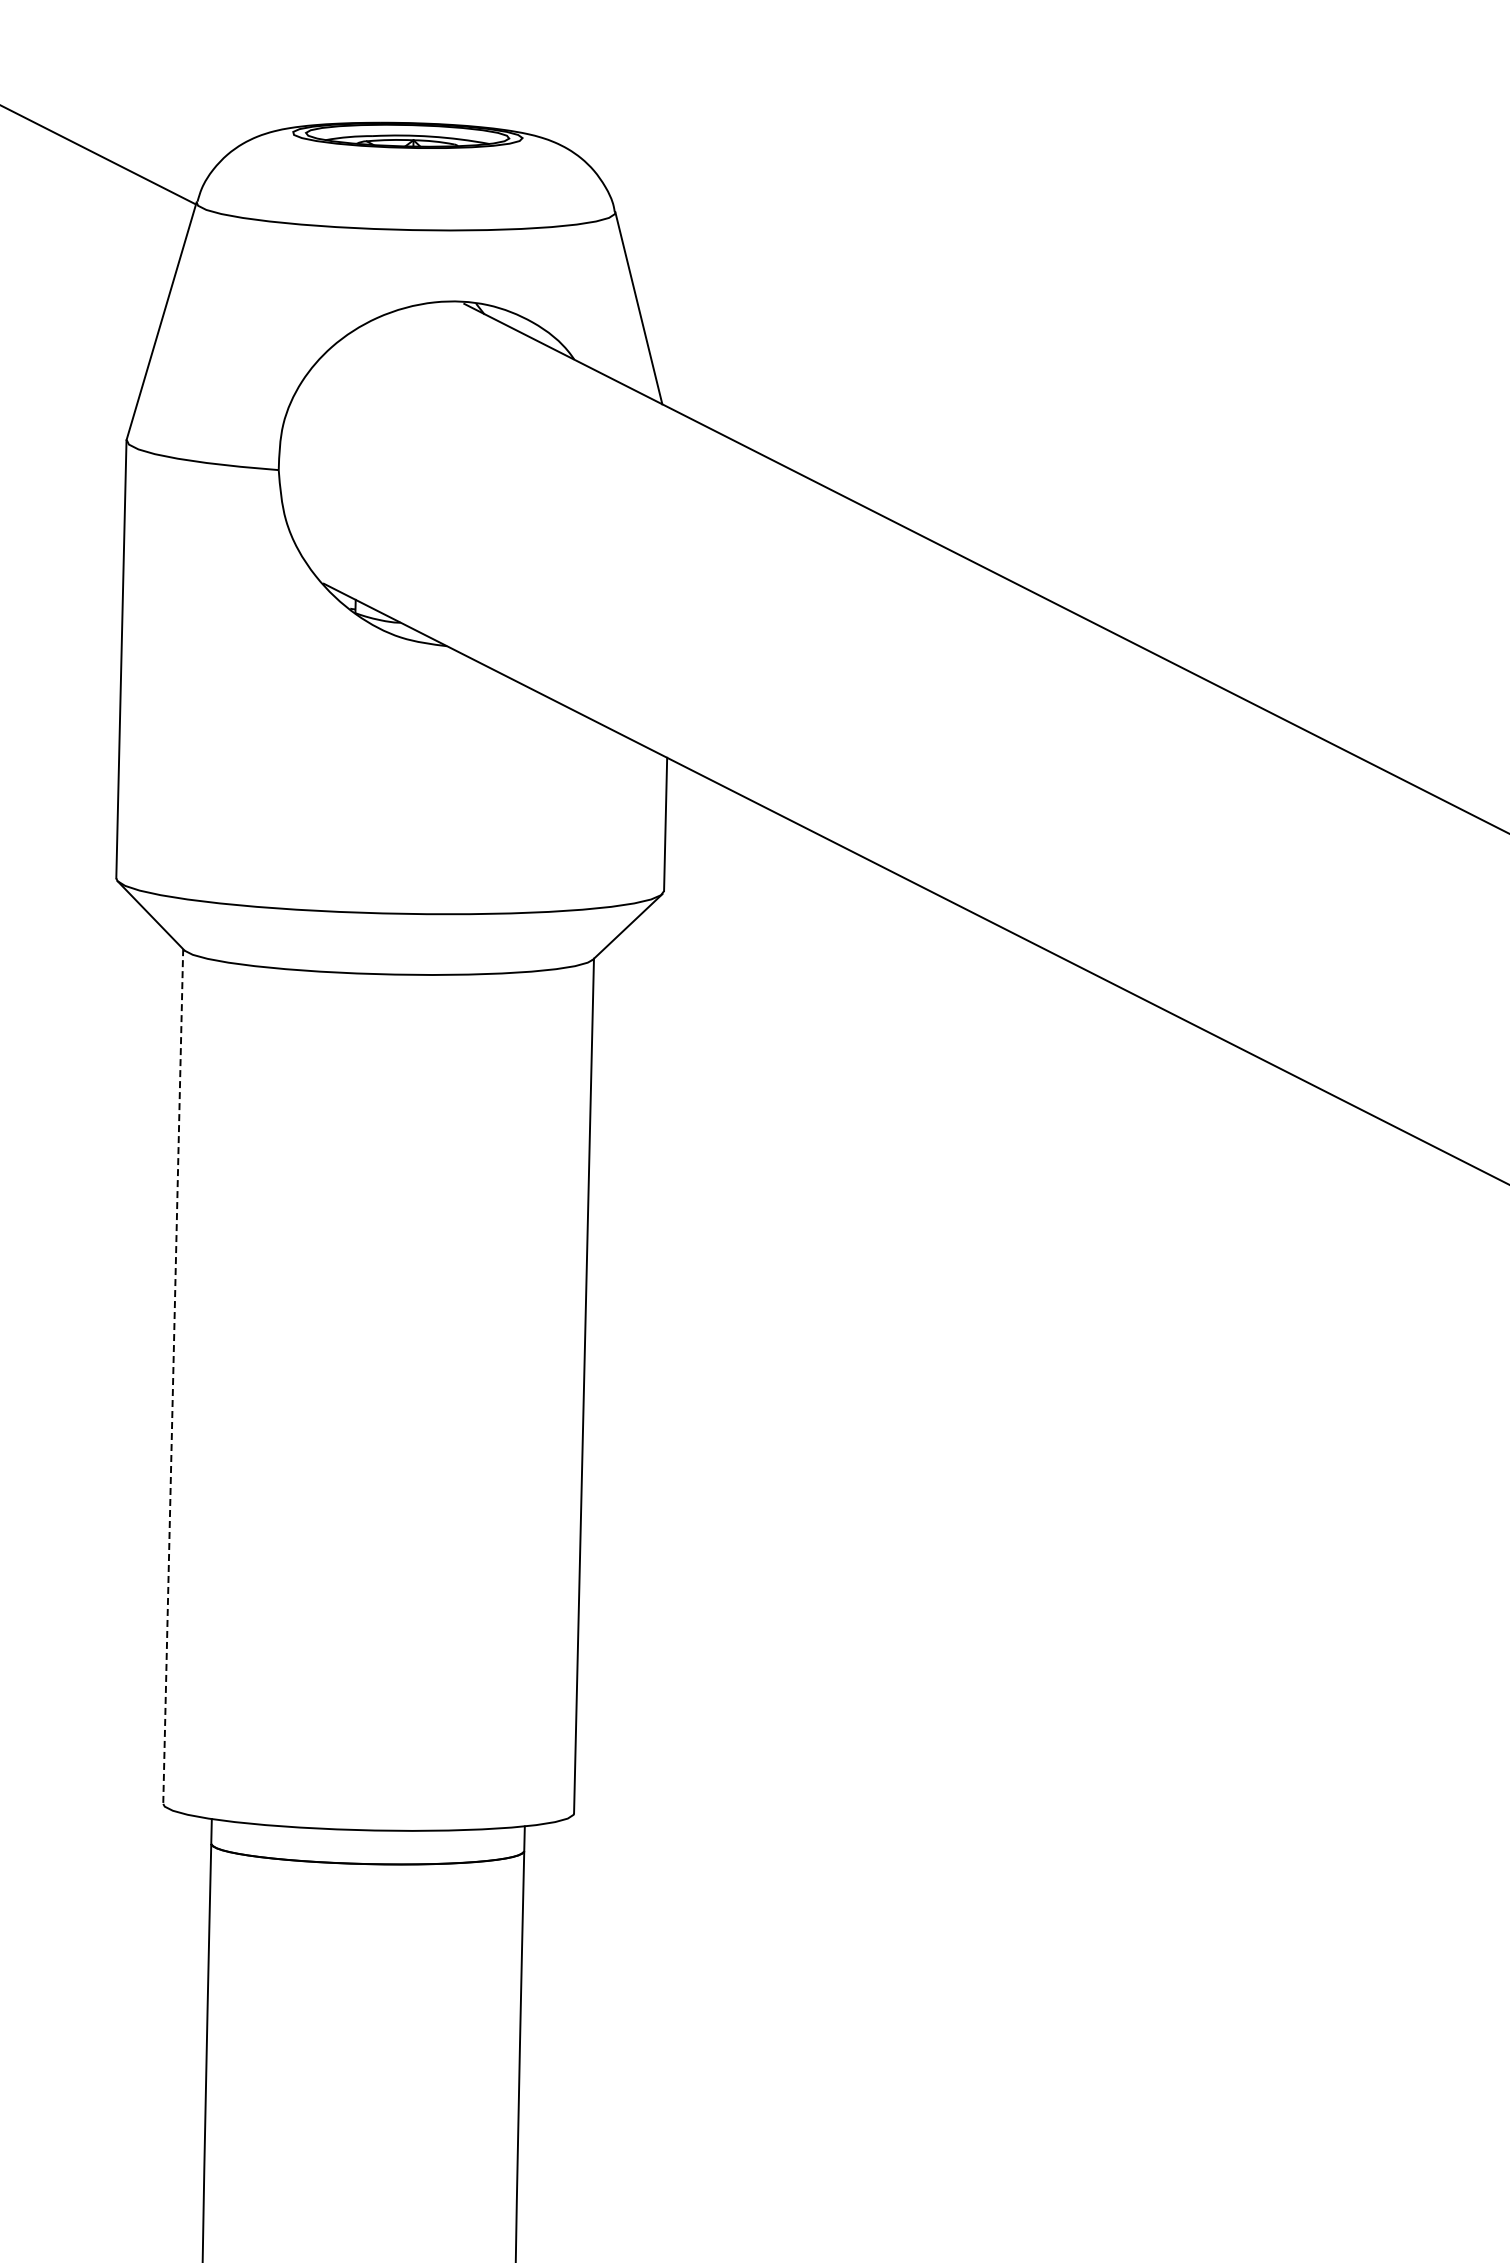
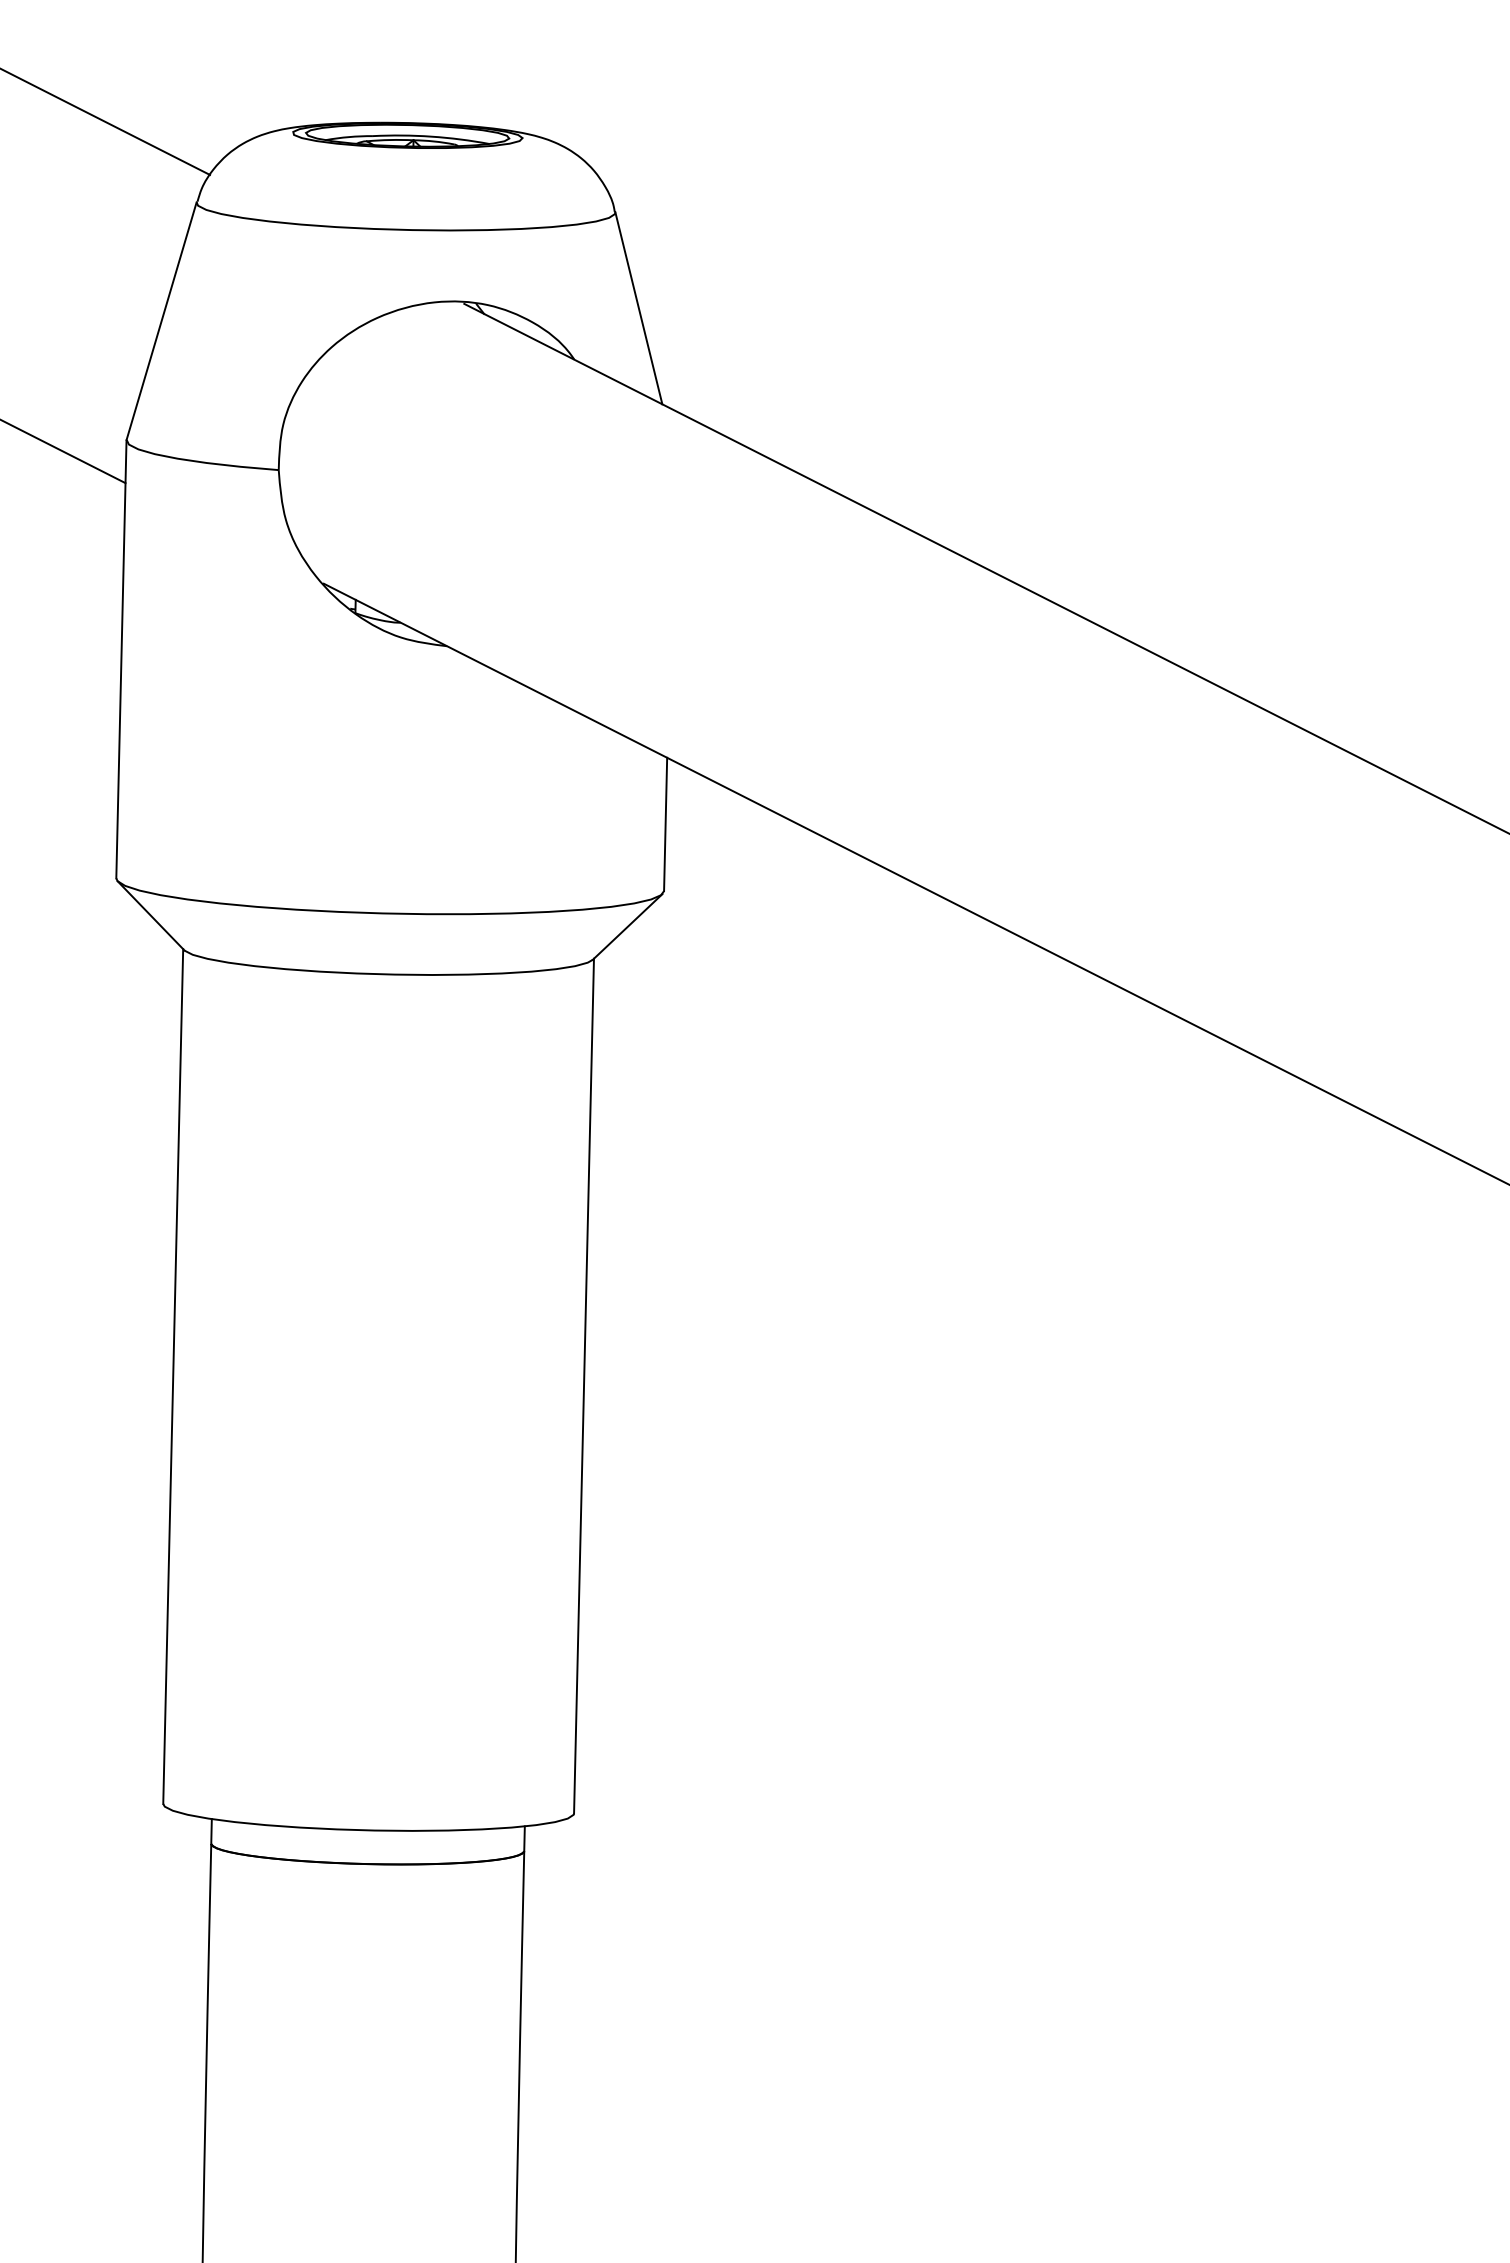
line position: (98, 155) -> (106, 122) (106, 122)
line: none -> present (63, 451)
line: dashed -> solid (173, 1376)
